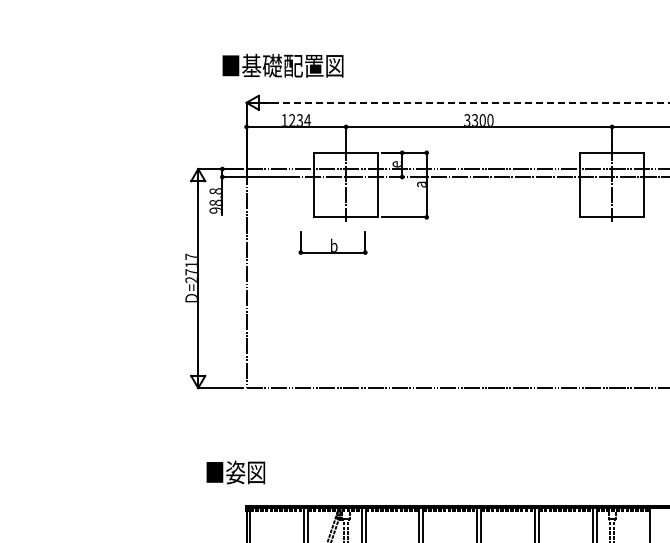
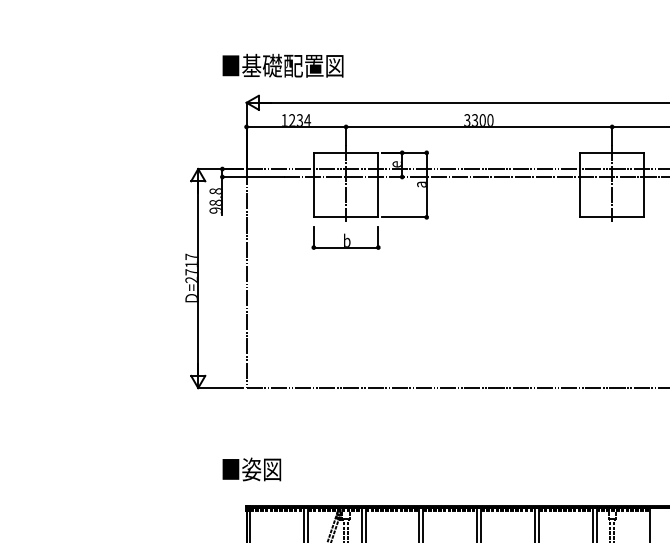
line: dashed -> solid (465, 102)
part position: (332, 242) -> (345, 237) (345, 237)
text position: (235, 472) -> (251, 469) (251, 469)
